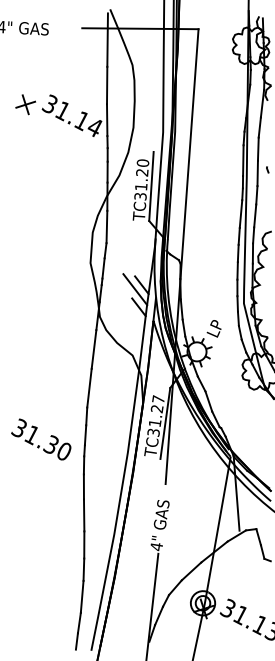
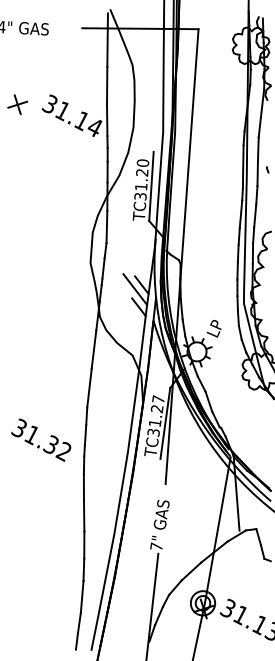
part position: (25, 104) -> (17, 104) (17, 104)
text: 31.30 -> 31.32 (63, 451)
text: 4" -> 7" (156, 546)
